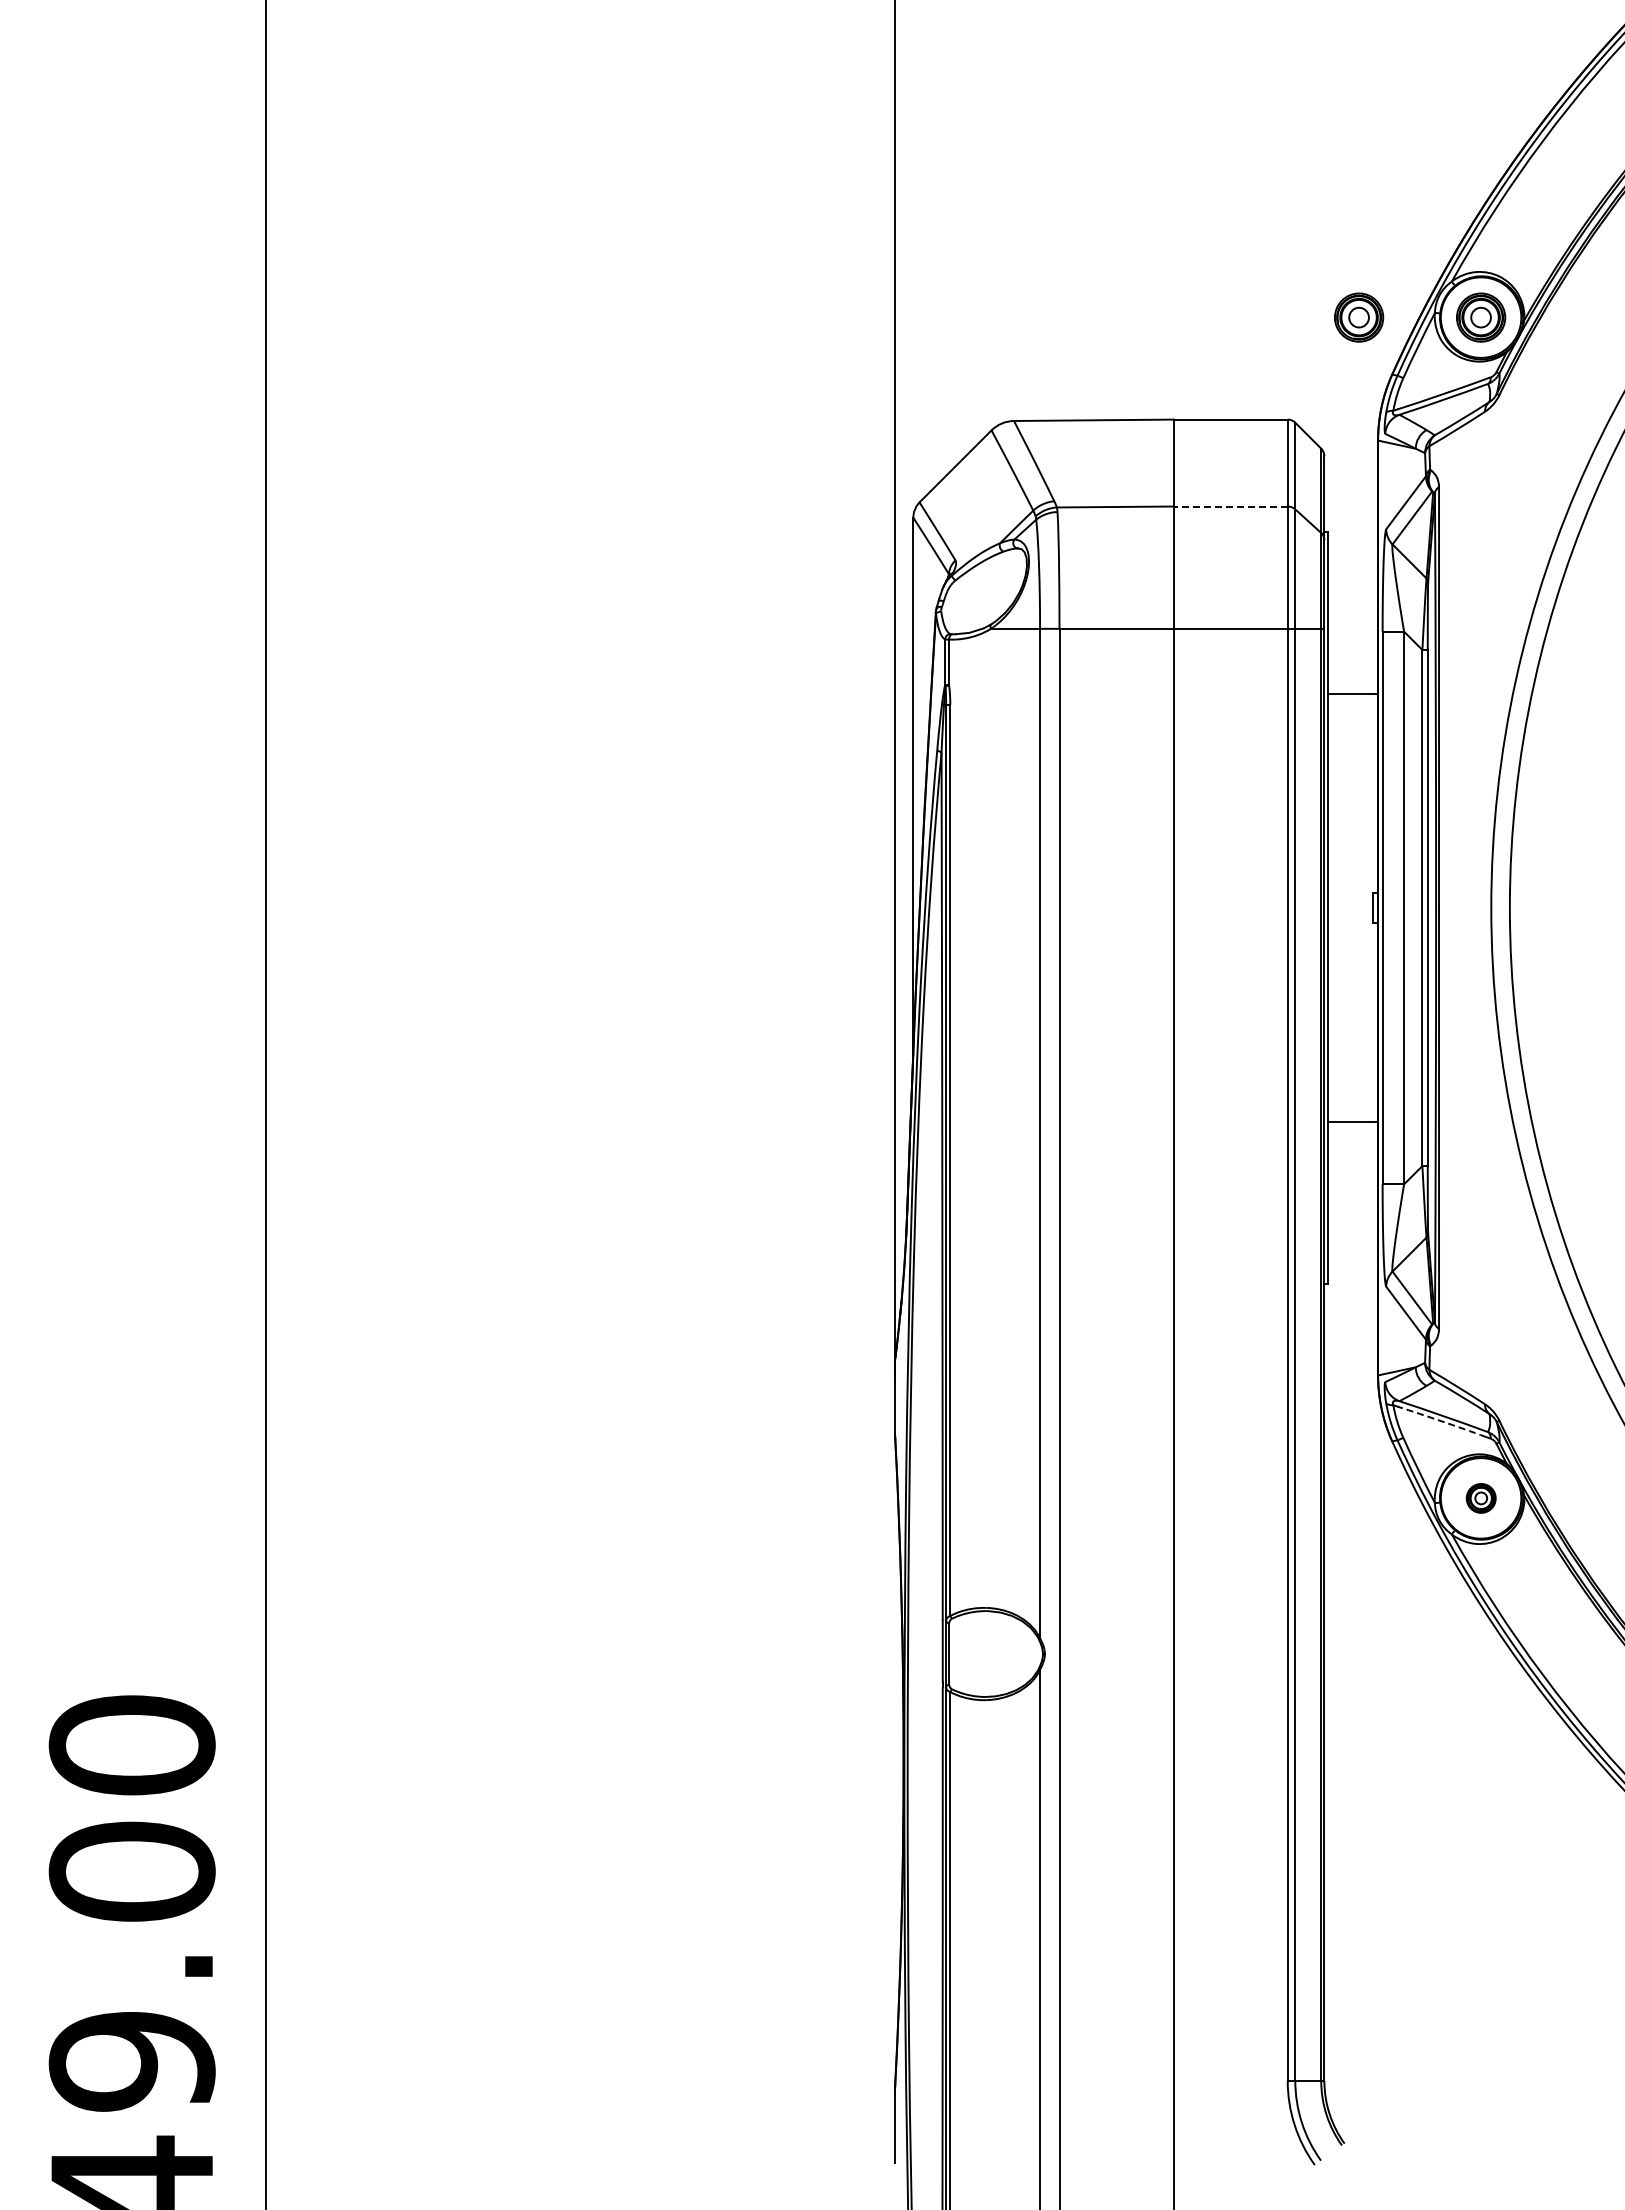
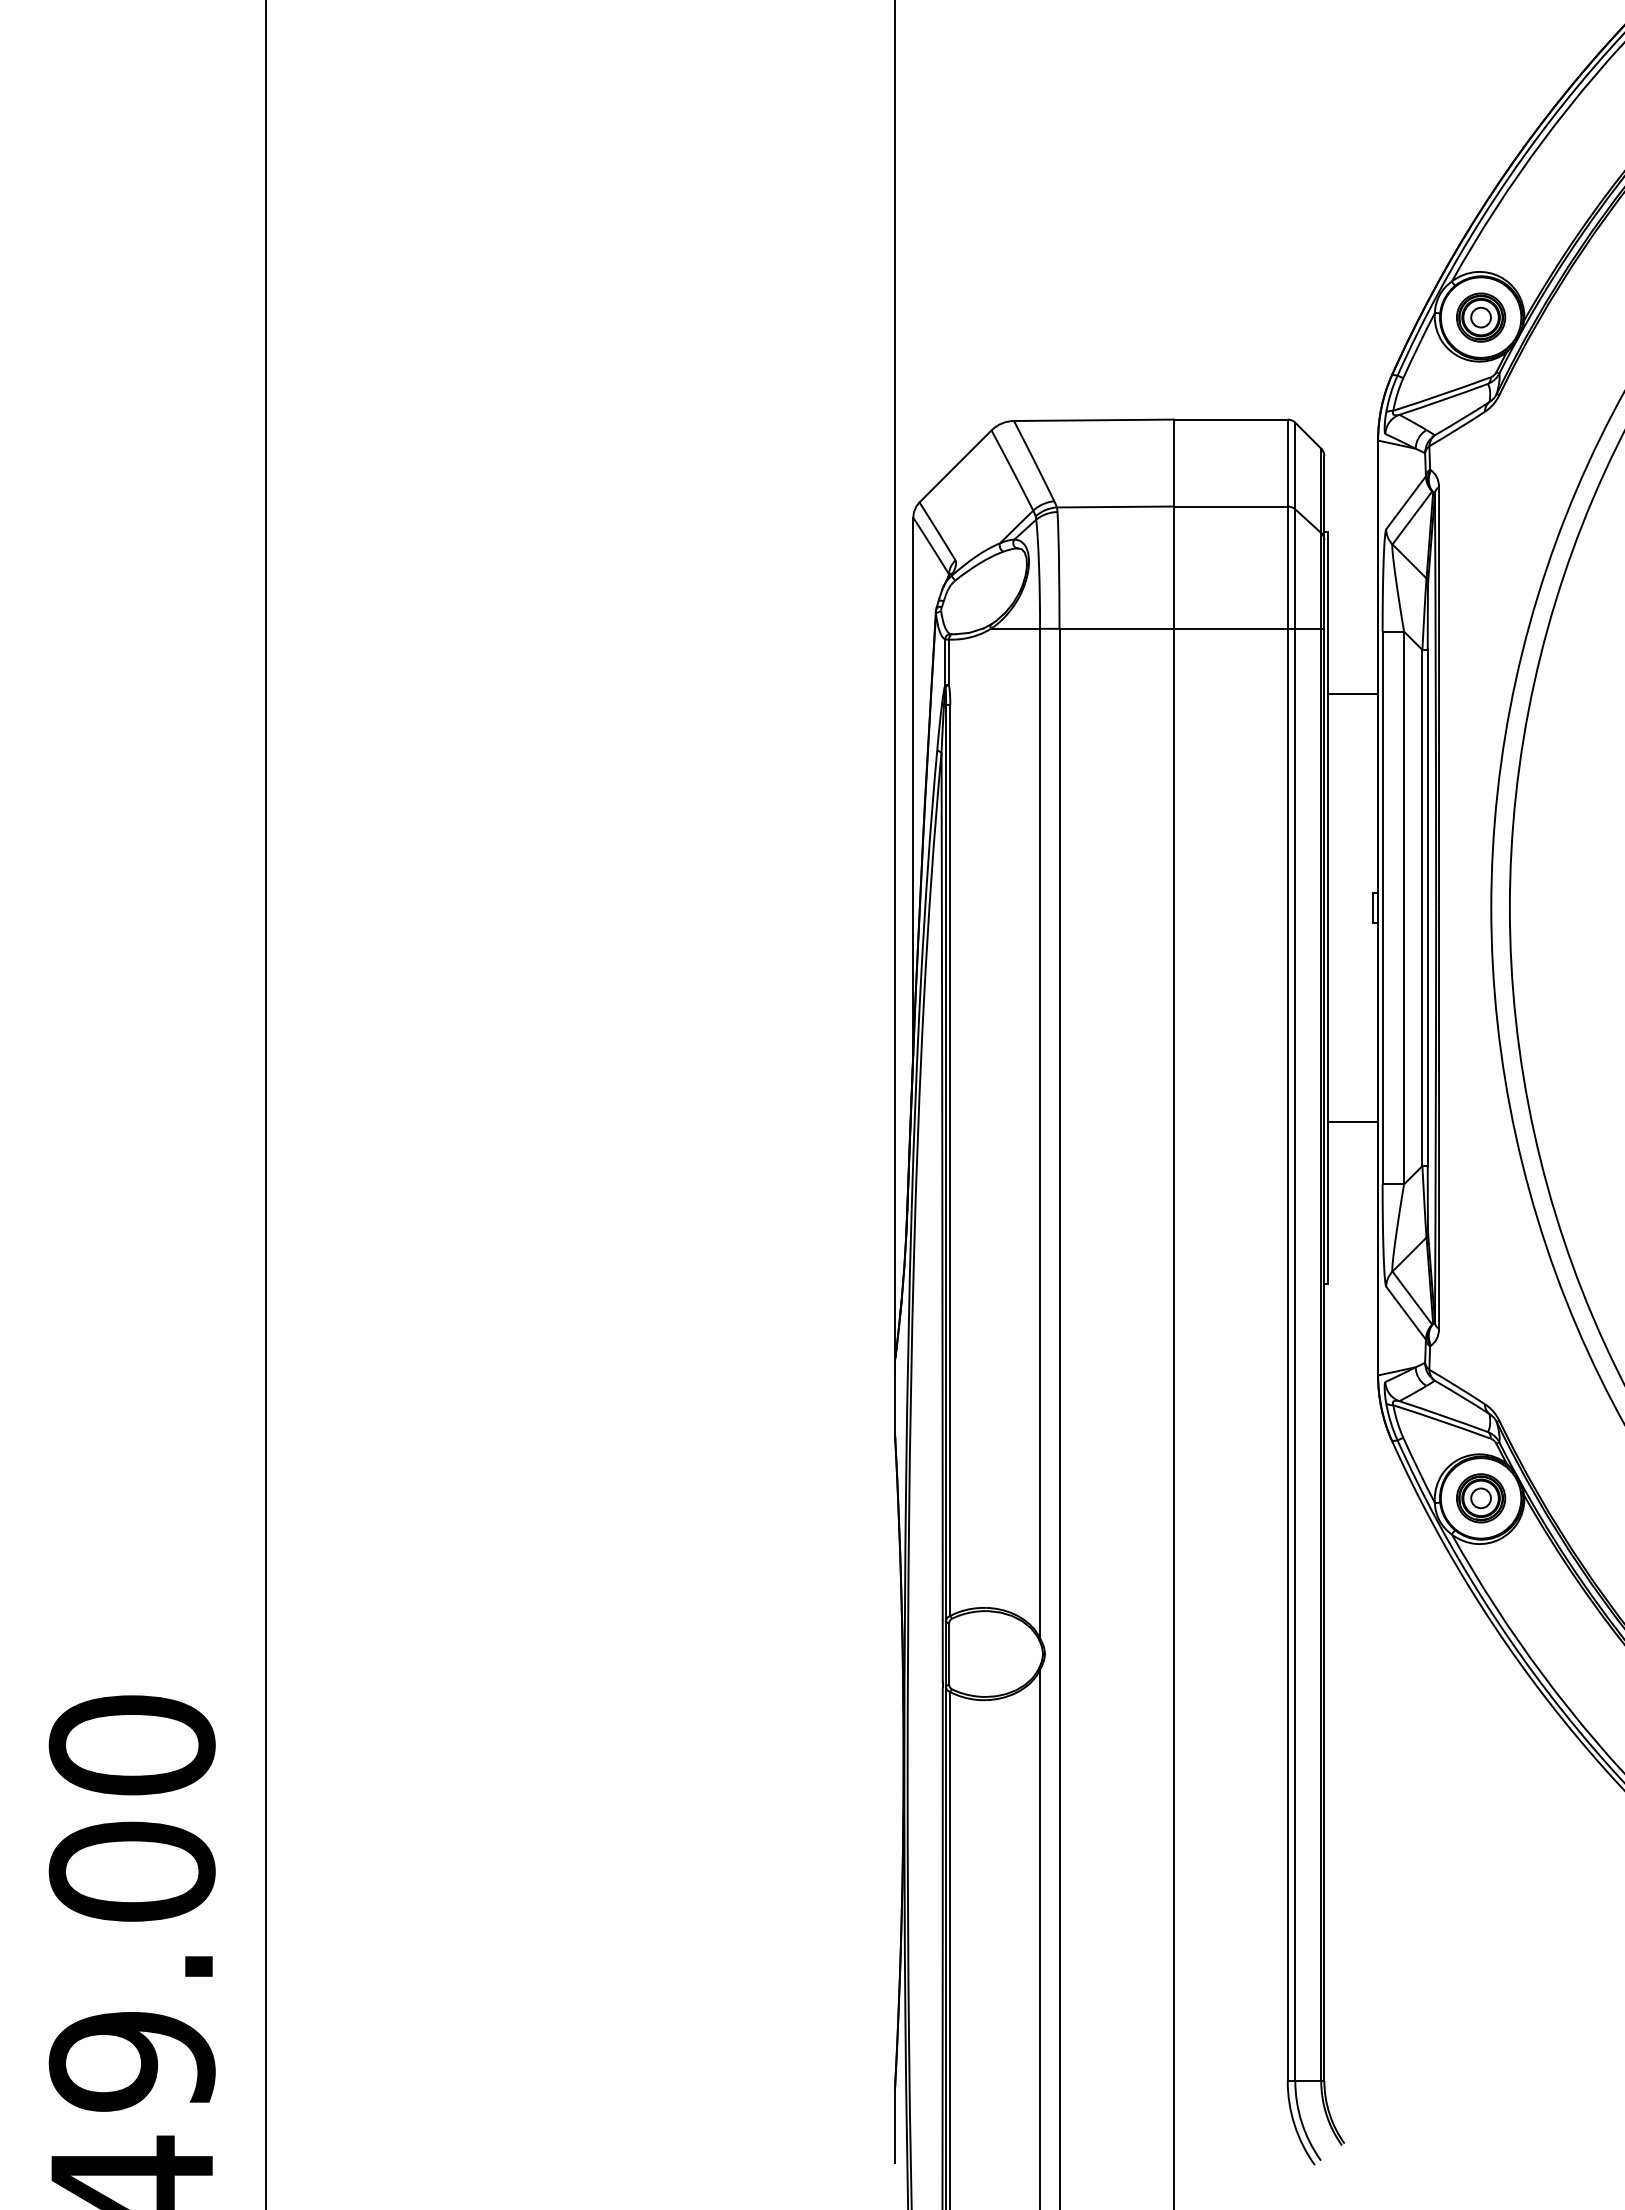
part: present -> none (1359, 317)
line: dashed -> solid (1230, 506)
arc: dashed -> solid (1441, 1421)
part size: 32x31 px -> 51x51 px (1481, 1498)
